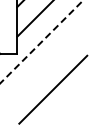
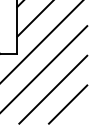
line: dashed -> solid (42, 41)
line: none -> present (44, 68)
line: none -> present (67, 104)
